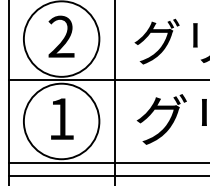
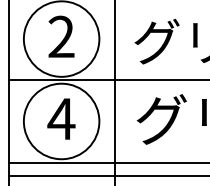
text: 1 -> 4 (61, 118)
